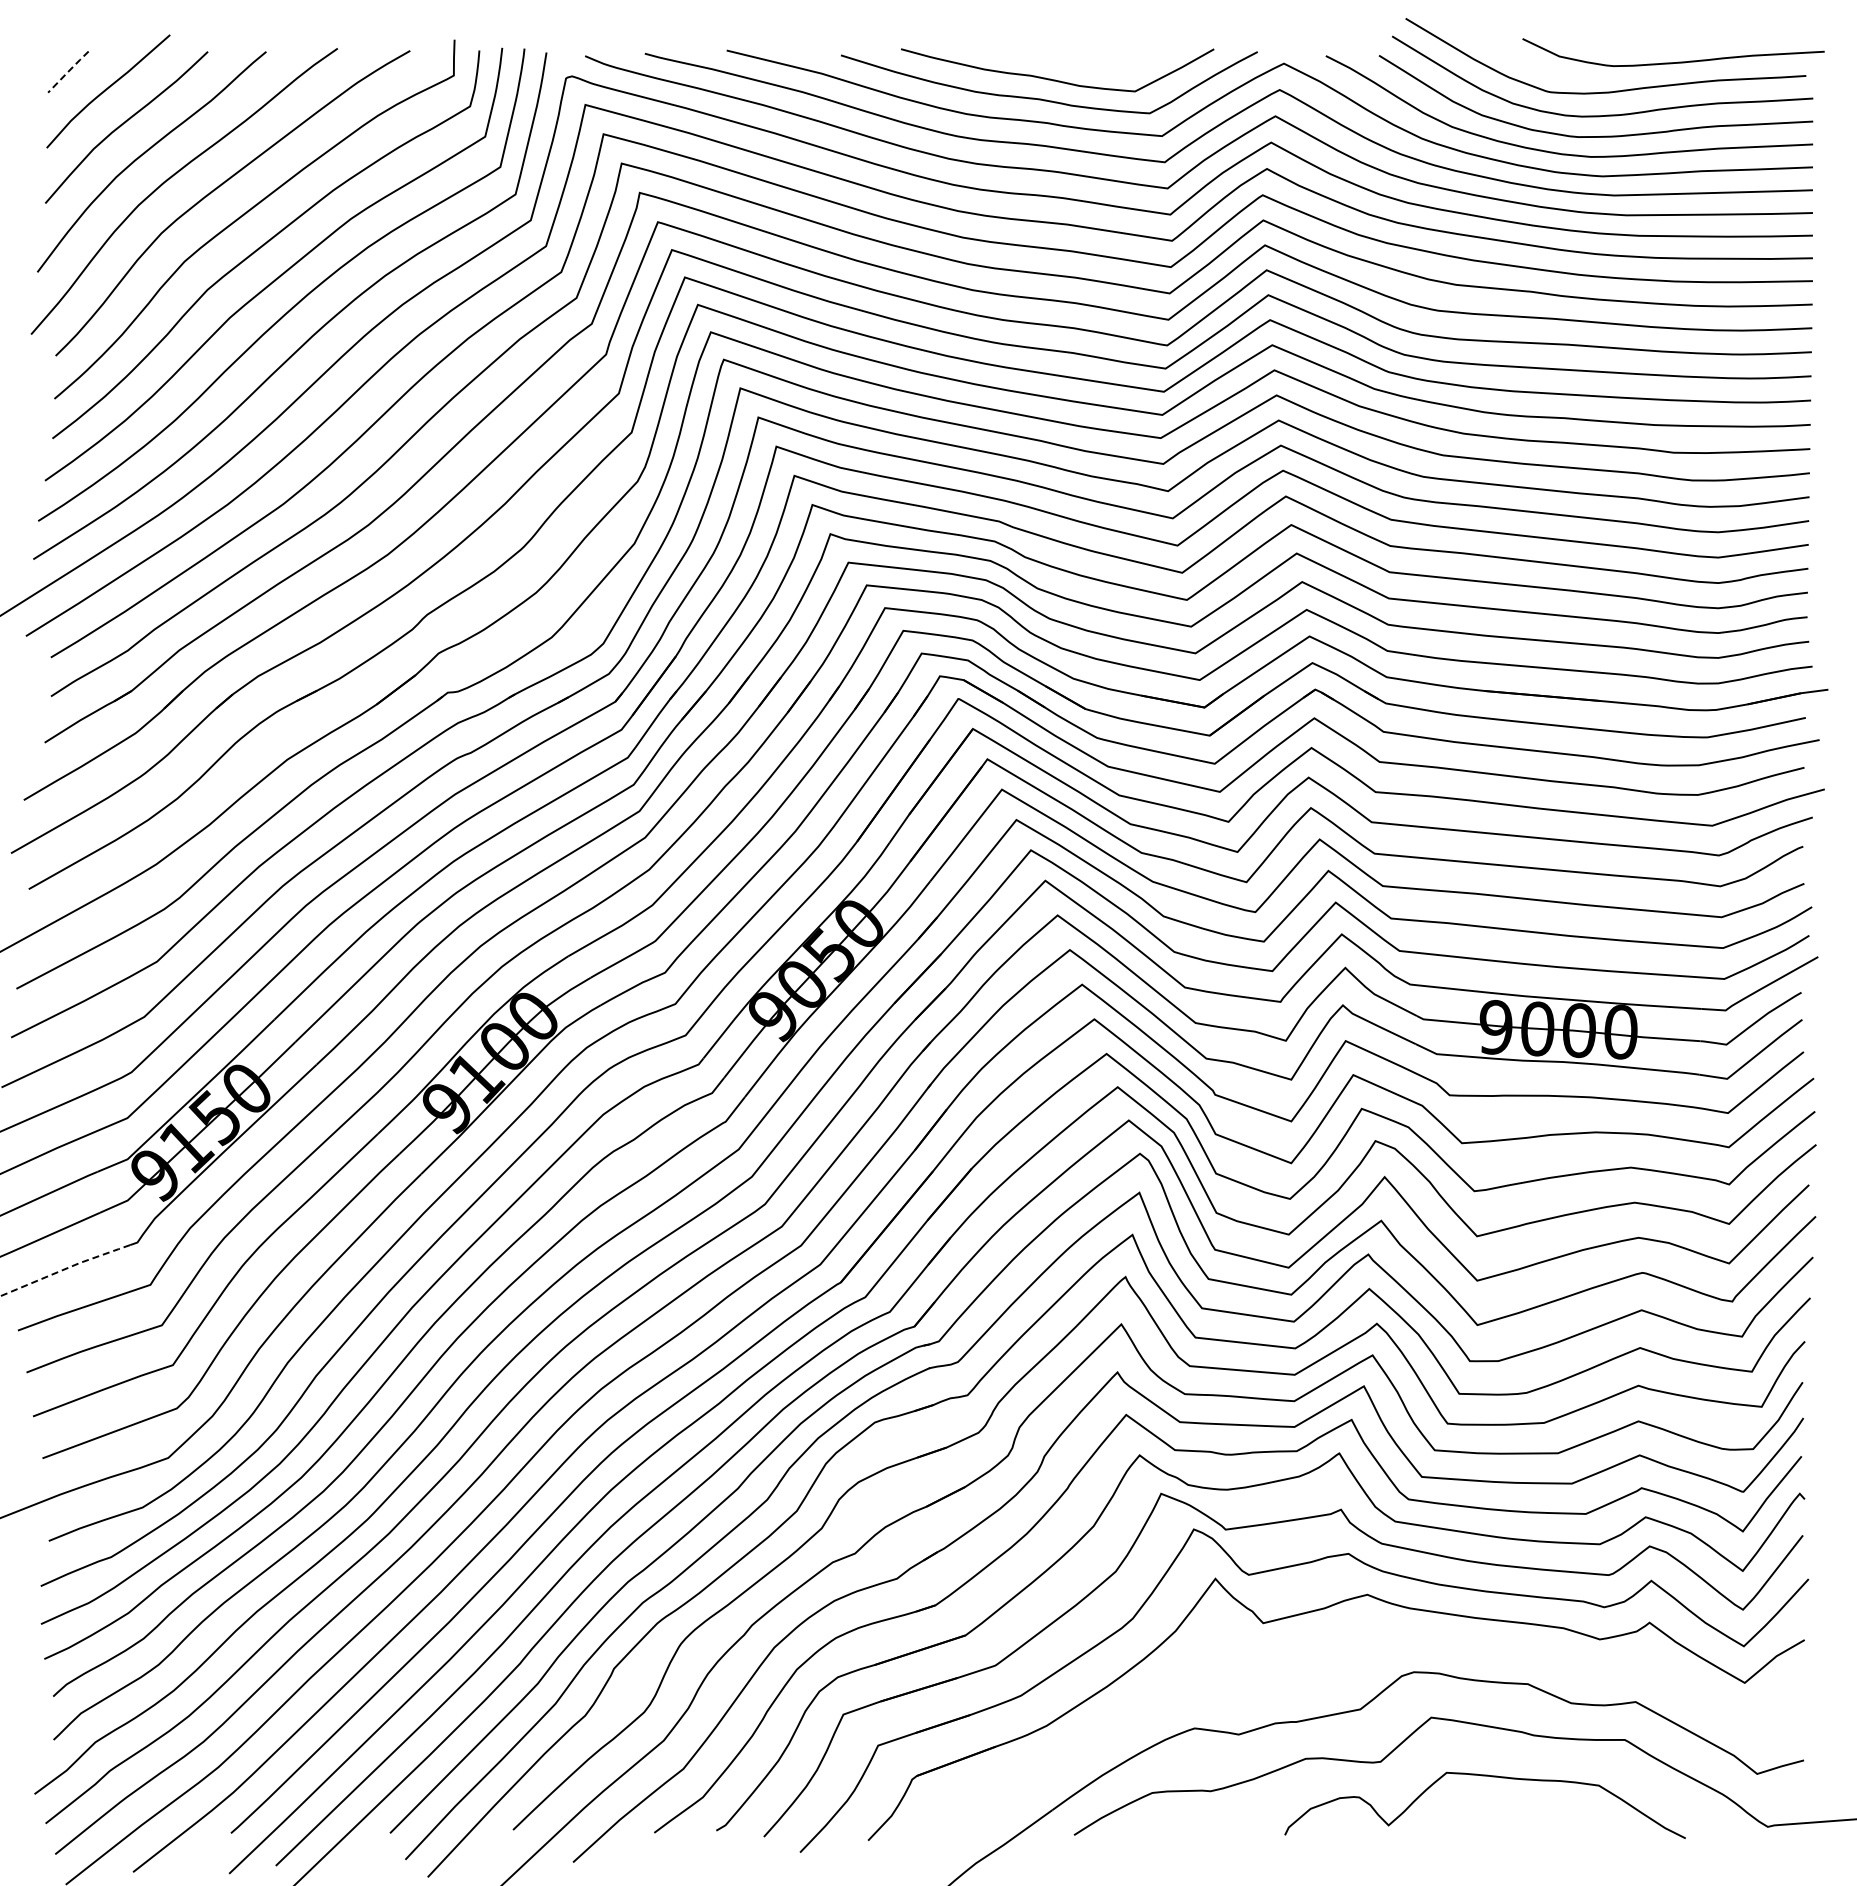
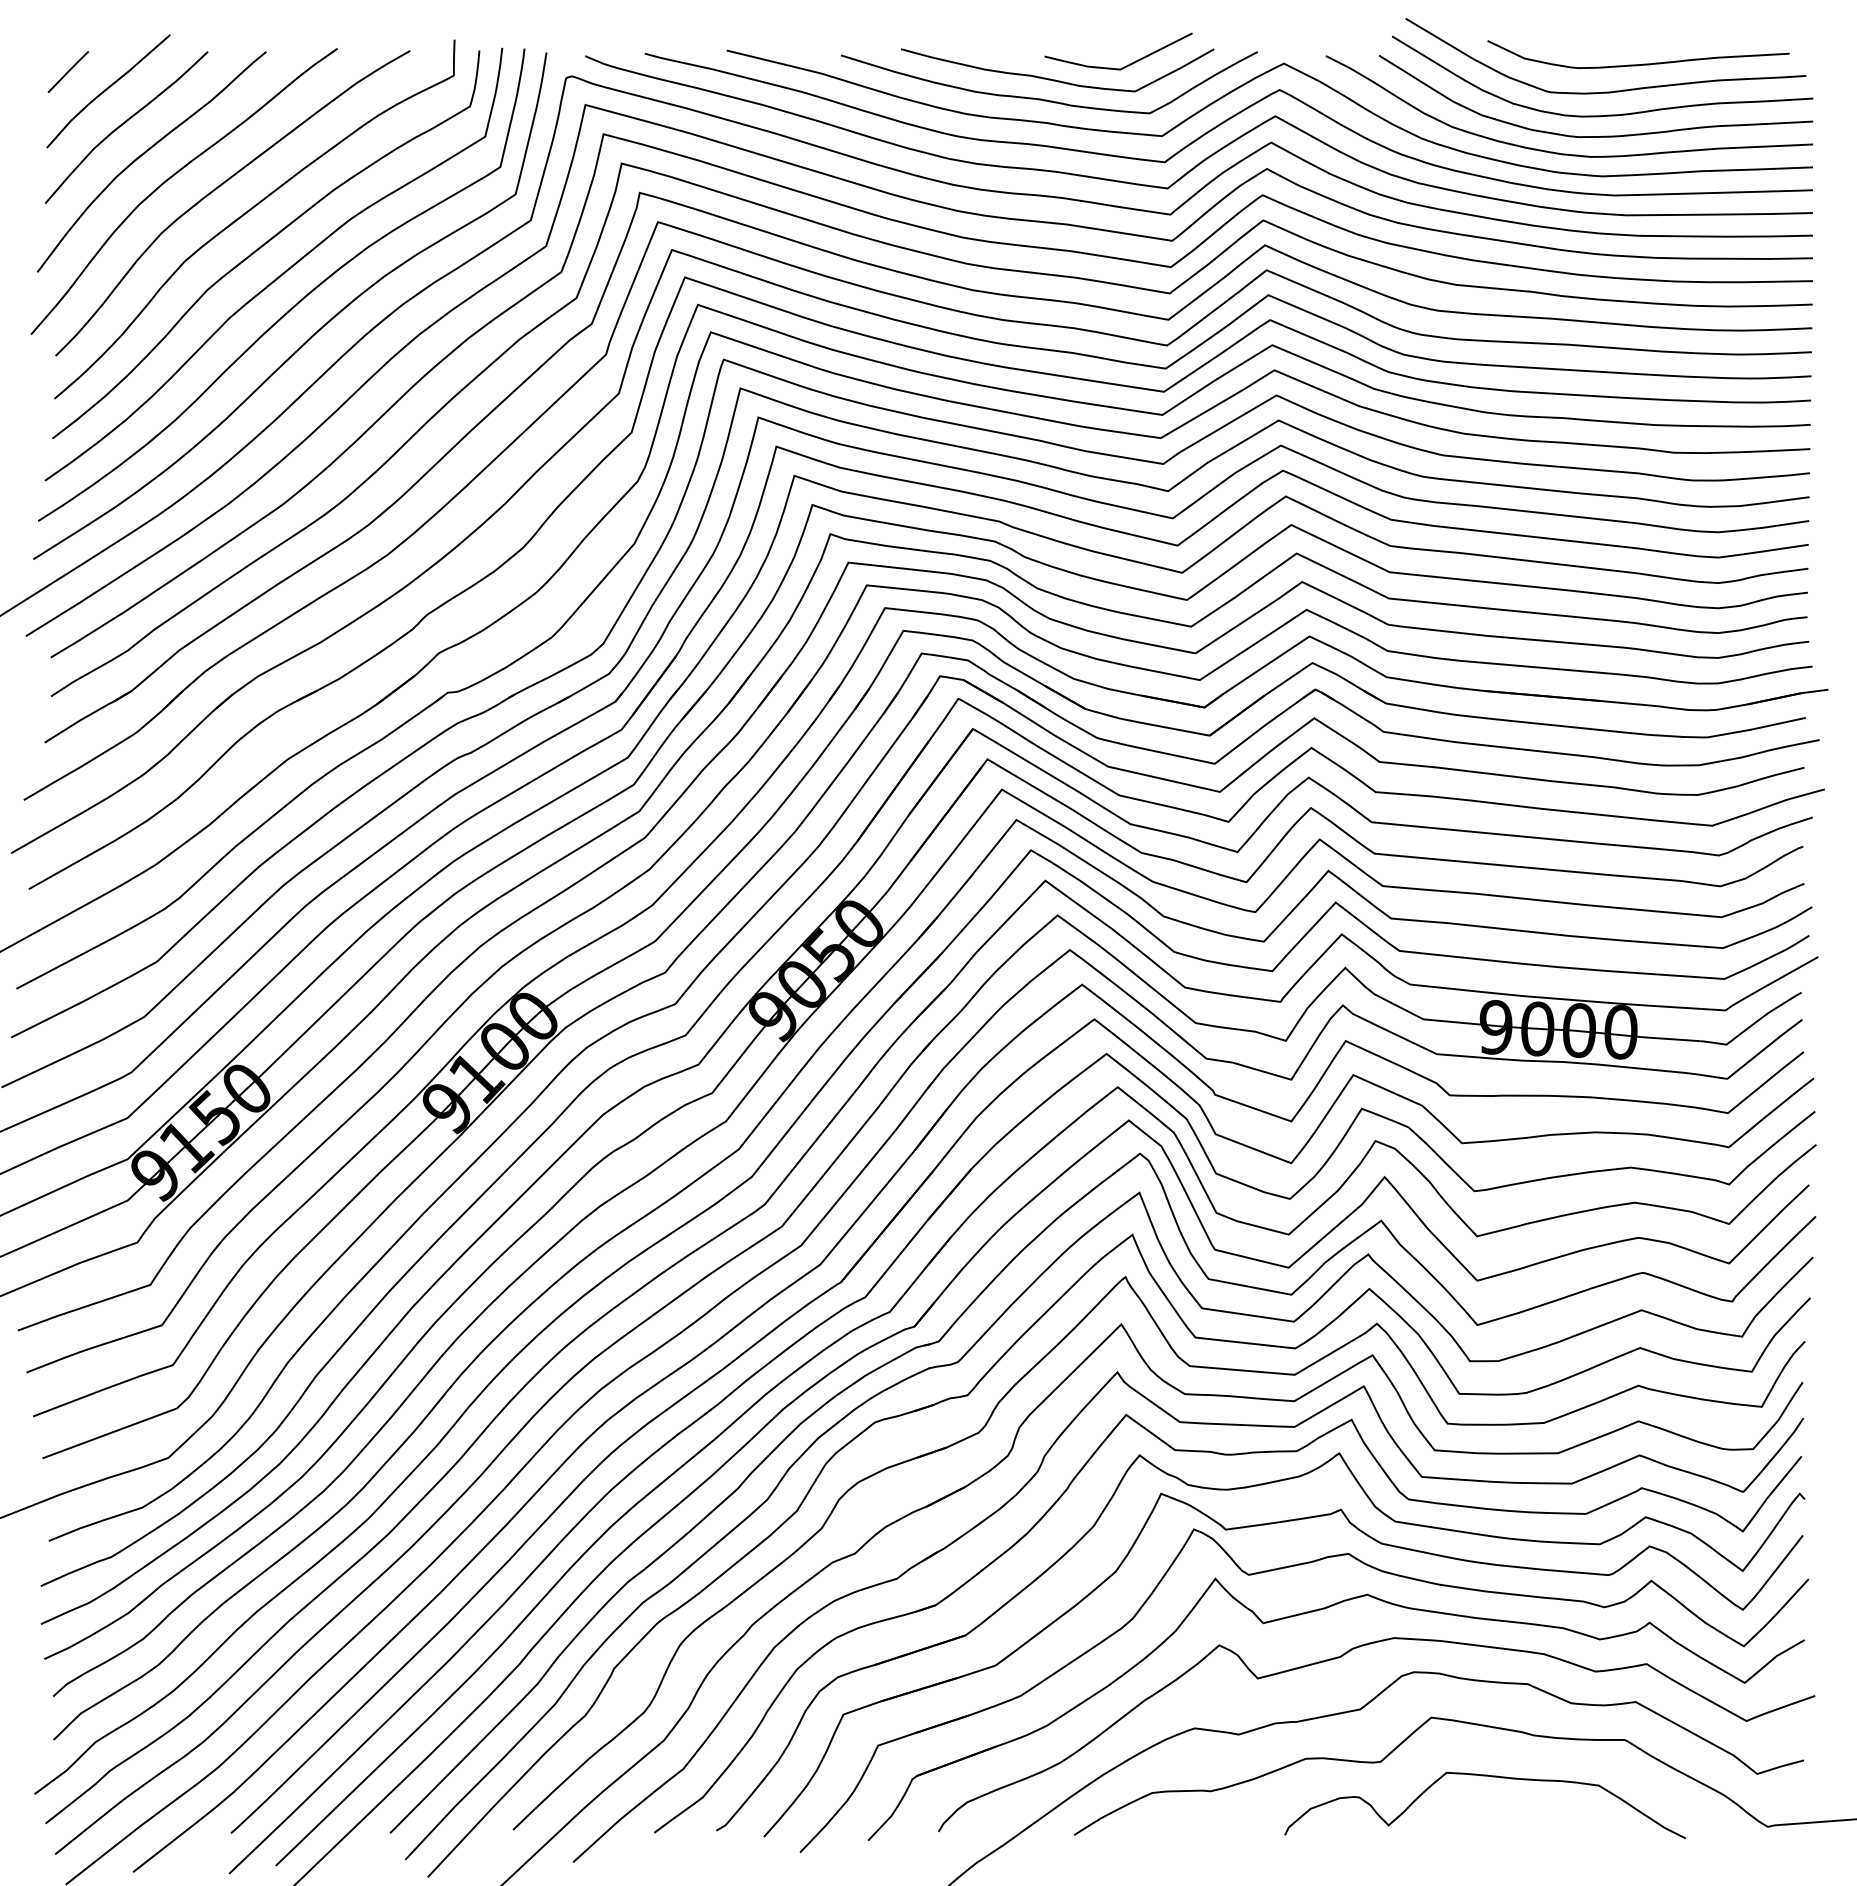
curve position: (1677, 61) -> (1642, 63) (1642, 63)
curve: none -> present (1126, 65)
line: dashed -> solid (68, 71)
line: dashed -> solid (65, 1269)
curve: none -> present (1339, 1658)
